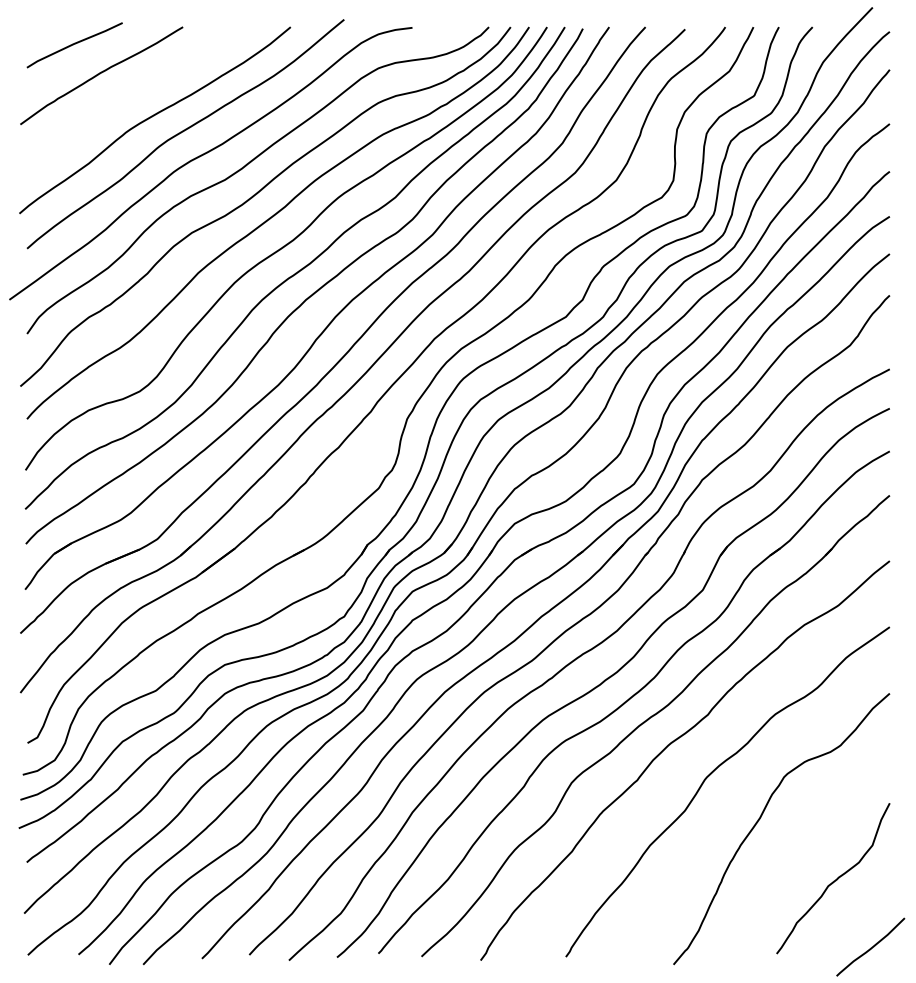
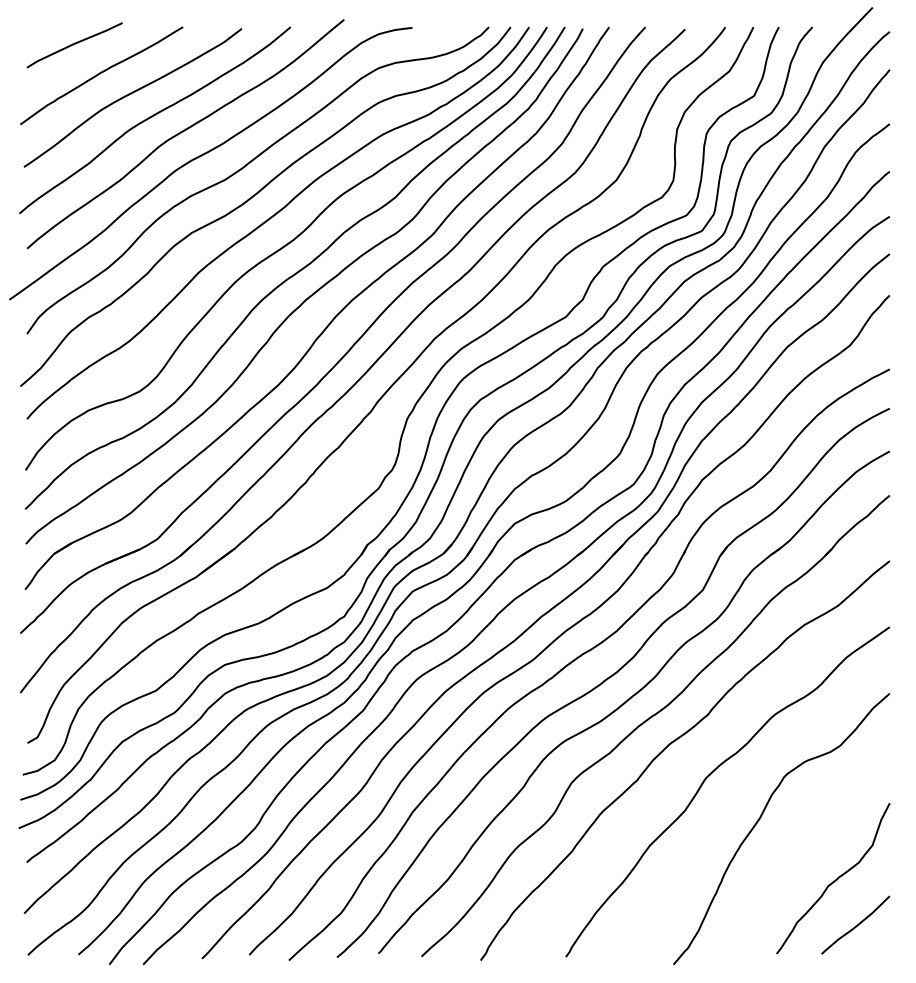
curve: none -> present (131, 94)
curve position: (870, 947) -> (855, 925) (855, 925)
